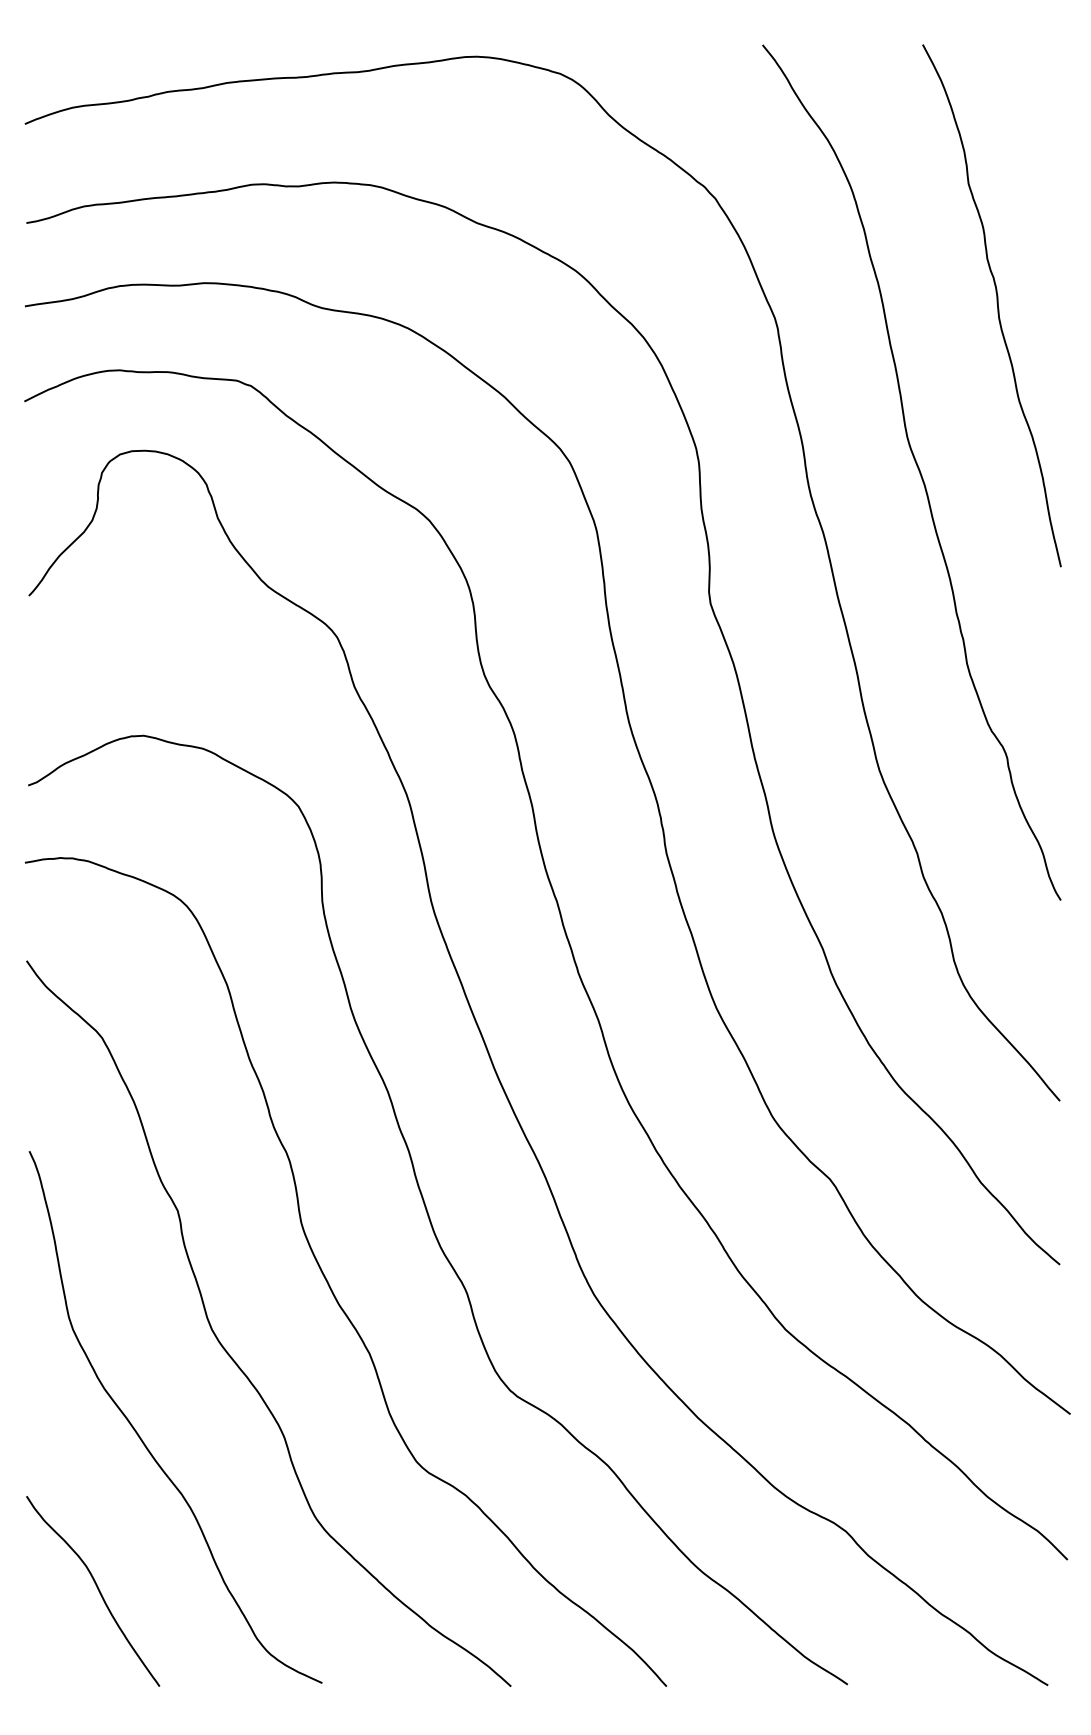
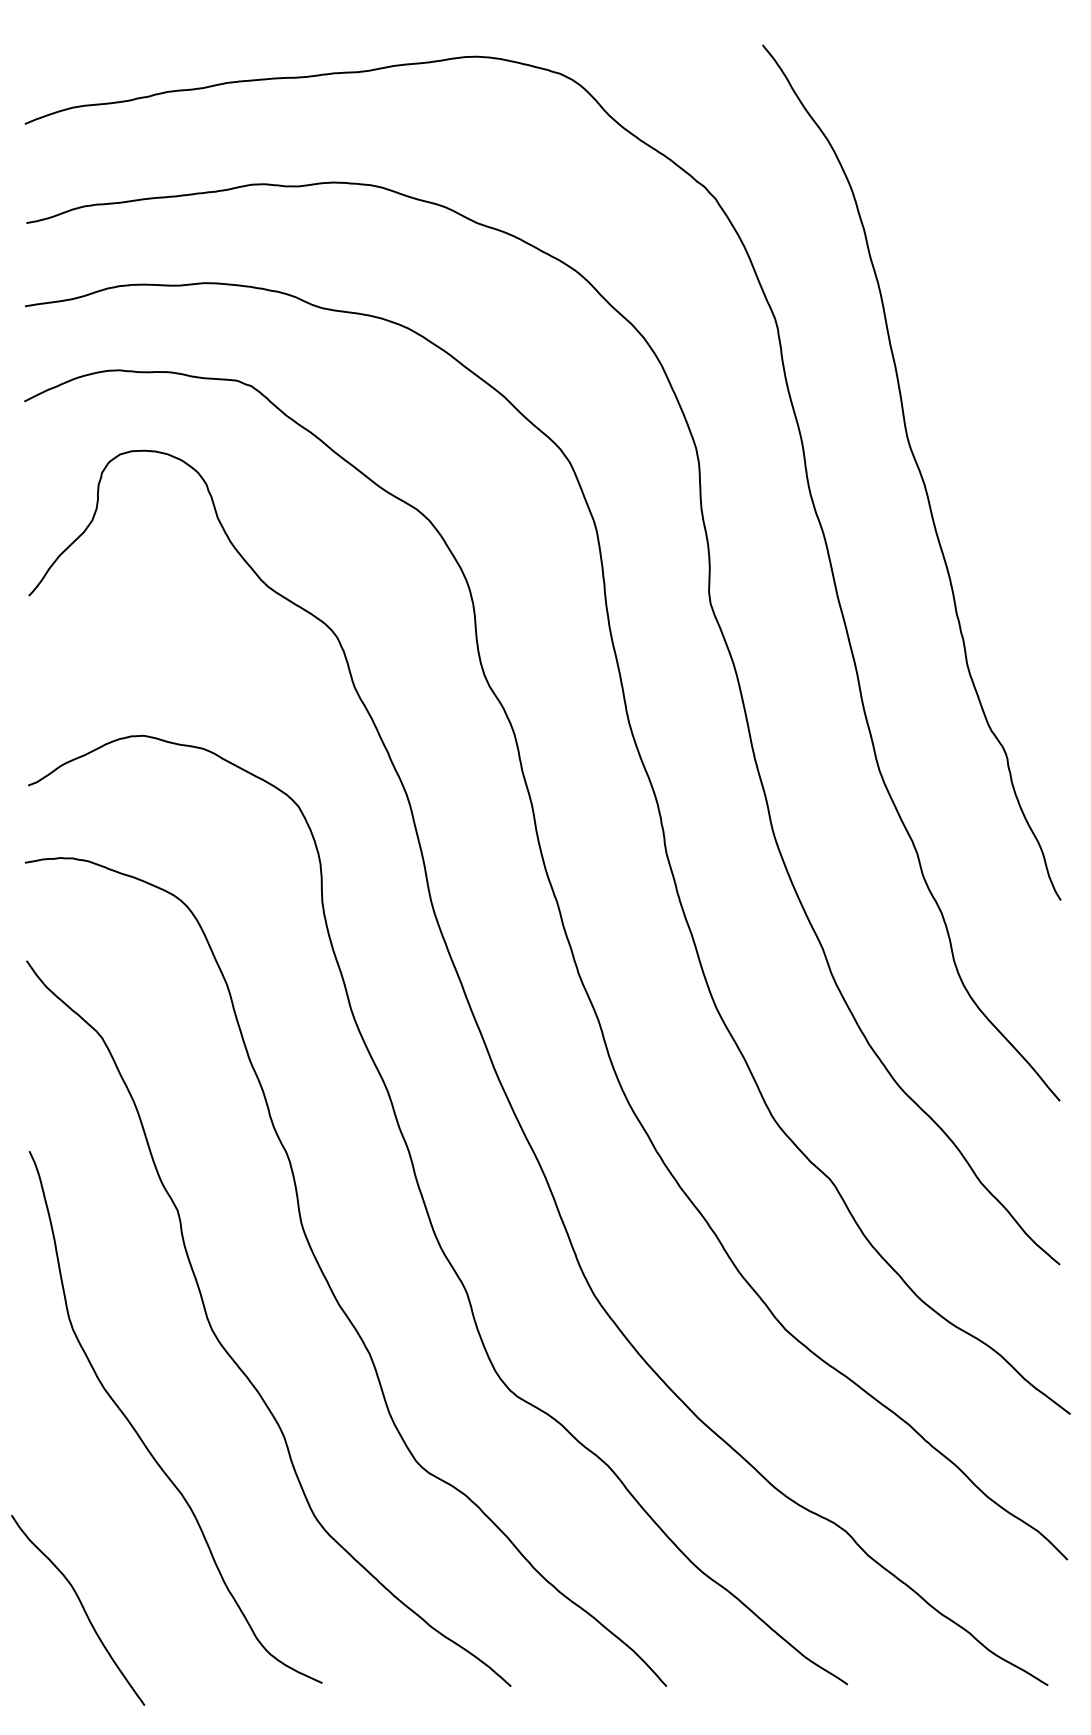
curve: present -> none (996, 303)
curve position: (97, 1589) -> (82, 1608) (82, 1608)
